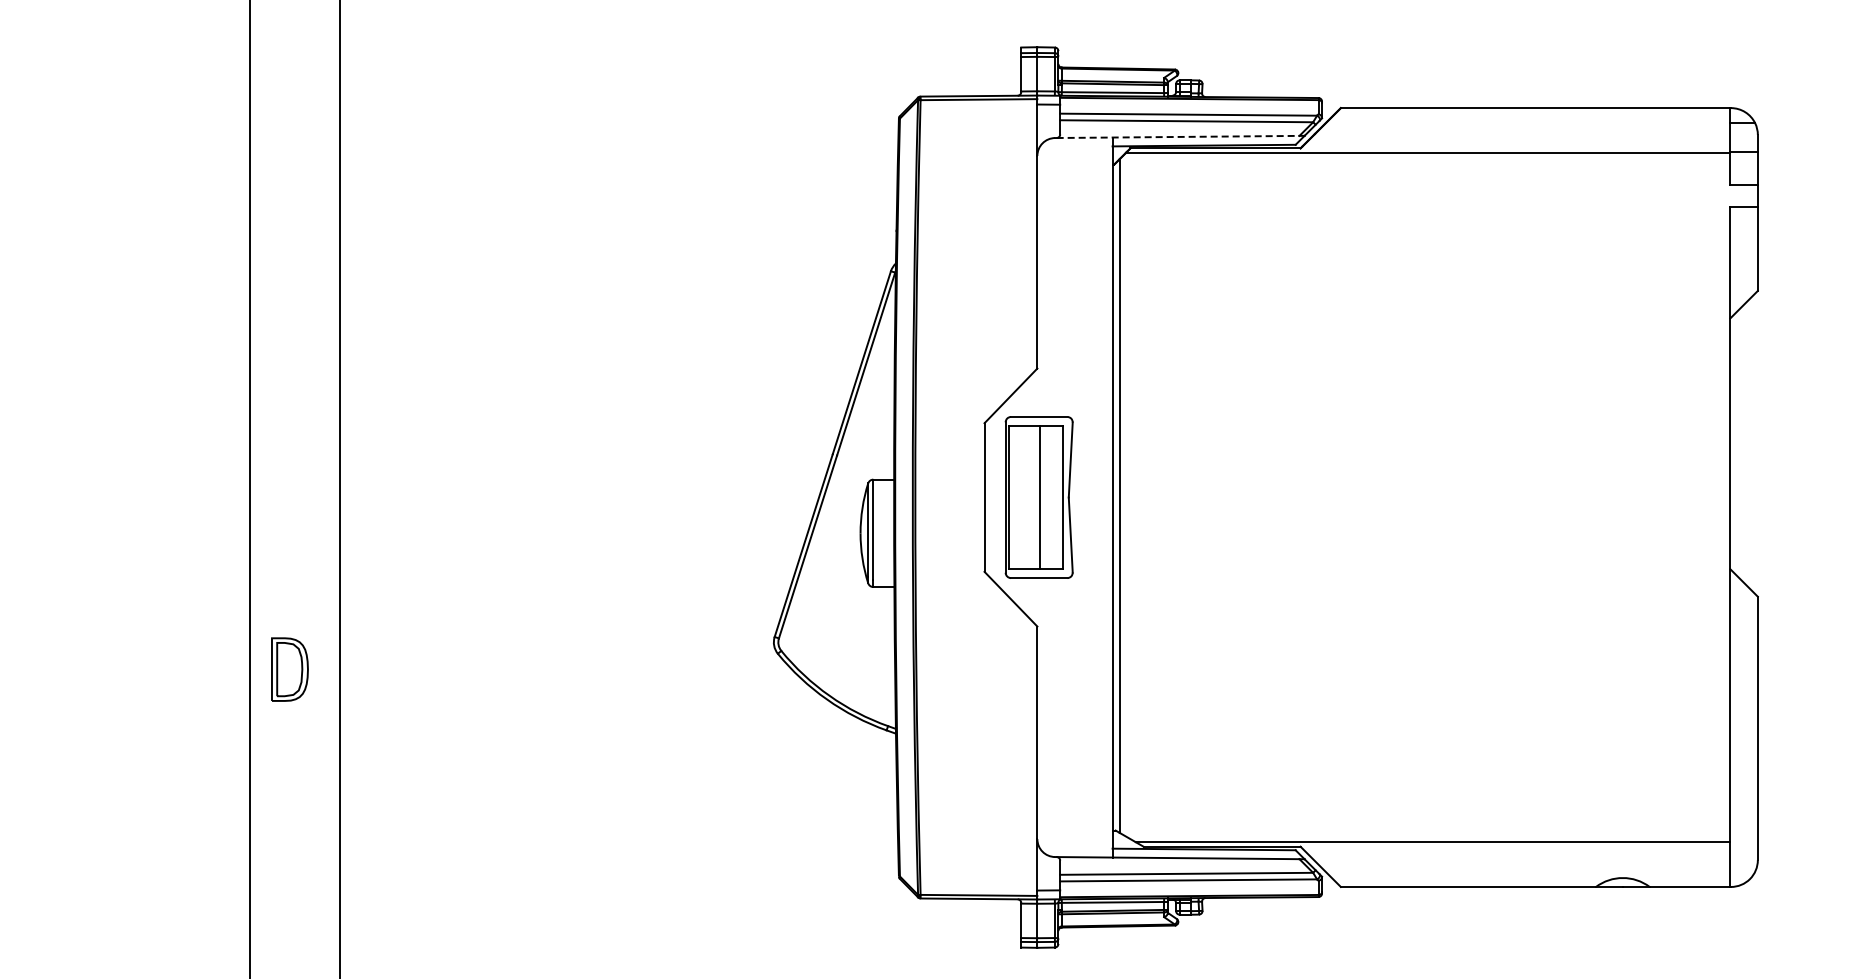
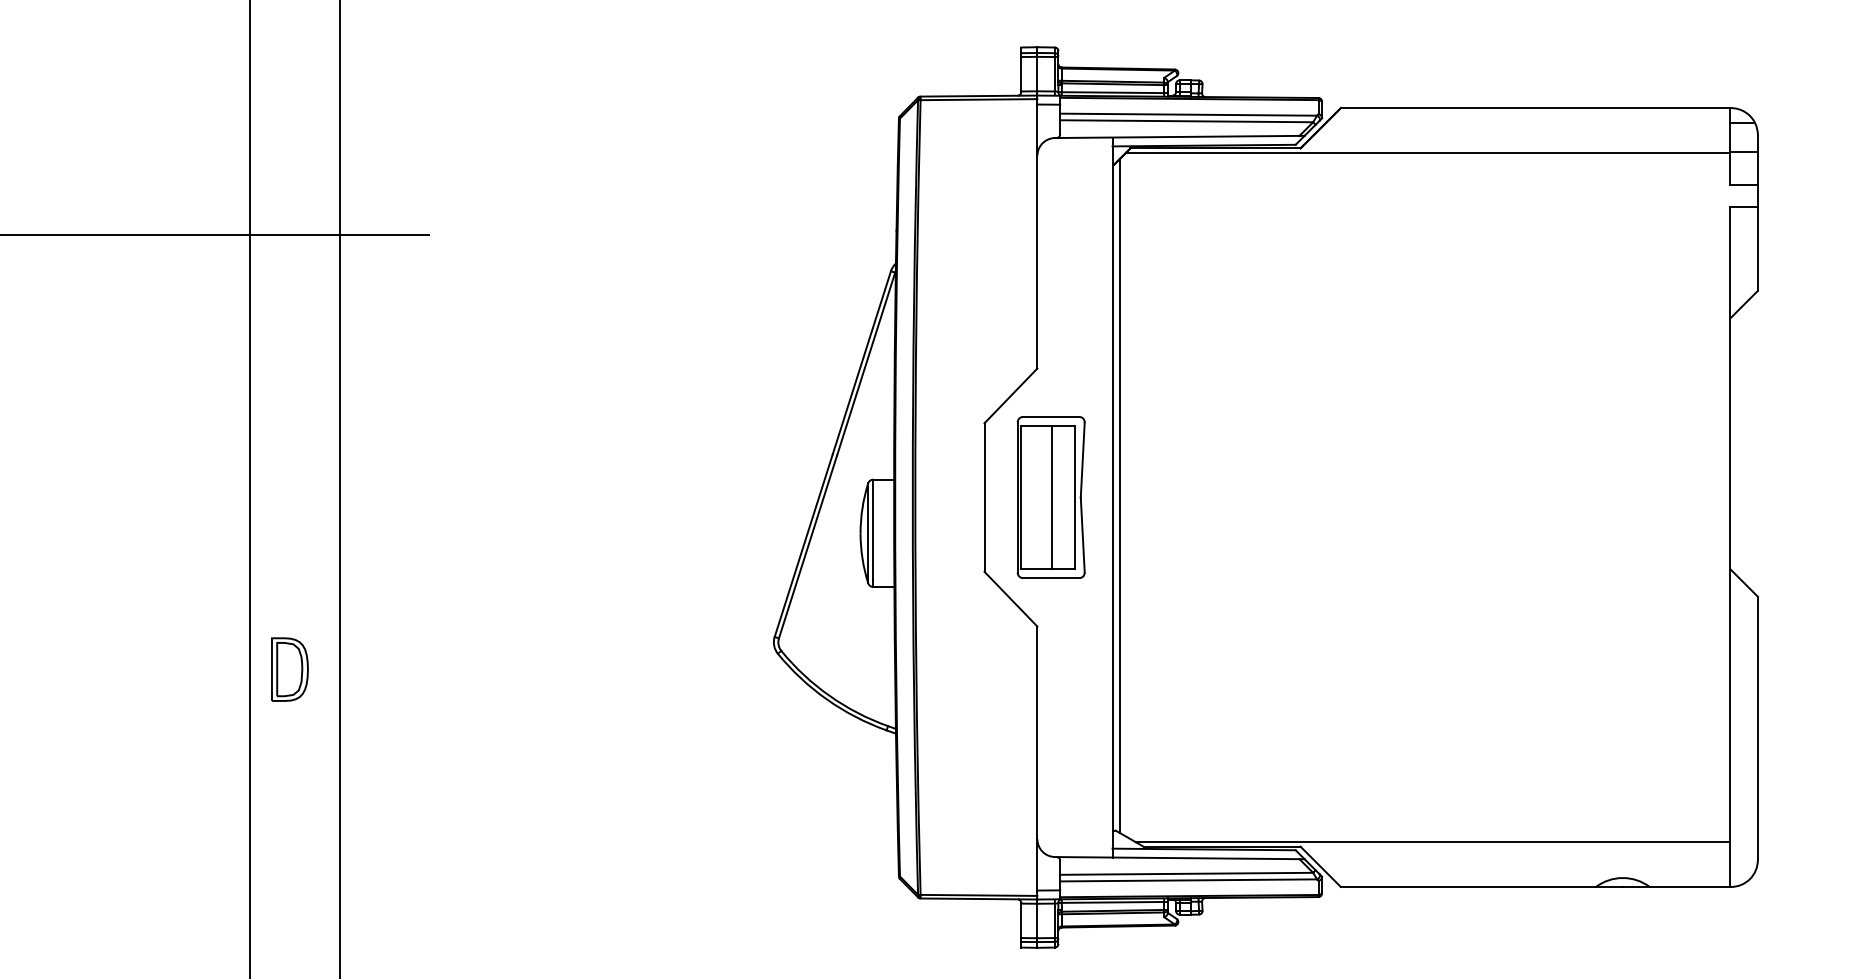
line: dashed -> solid (1178, 136)
line: none -> present (215, 235)
part position: (1038, 497) -> (1050, 497) (1050, 497)
